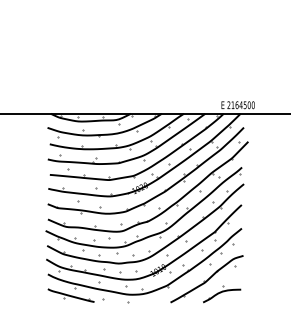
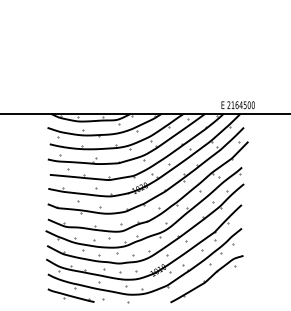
part: present -> none (222, 294)
